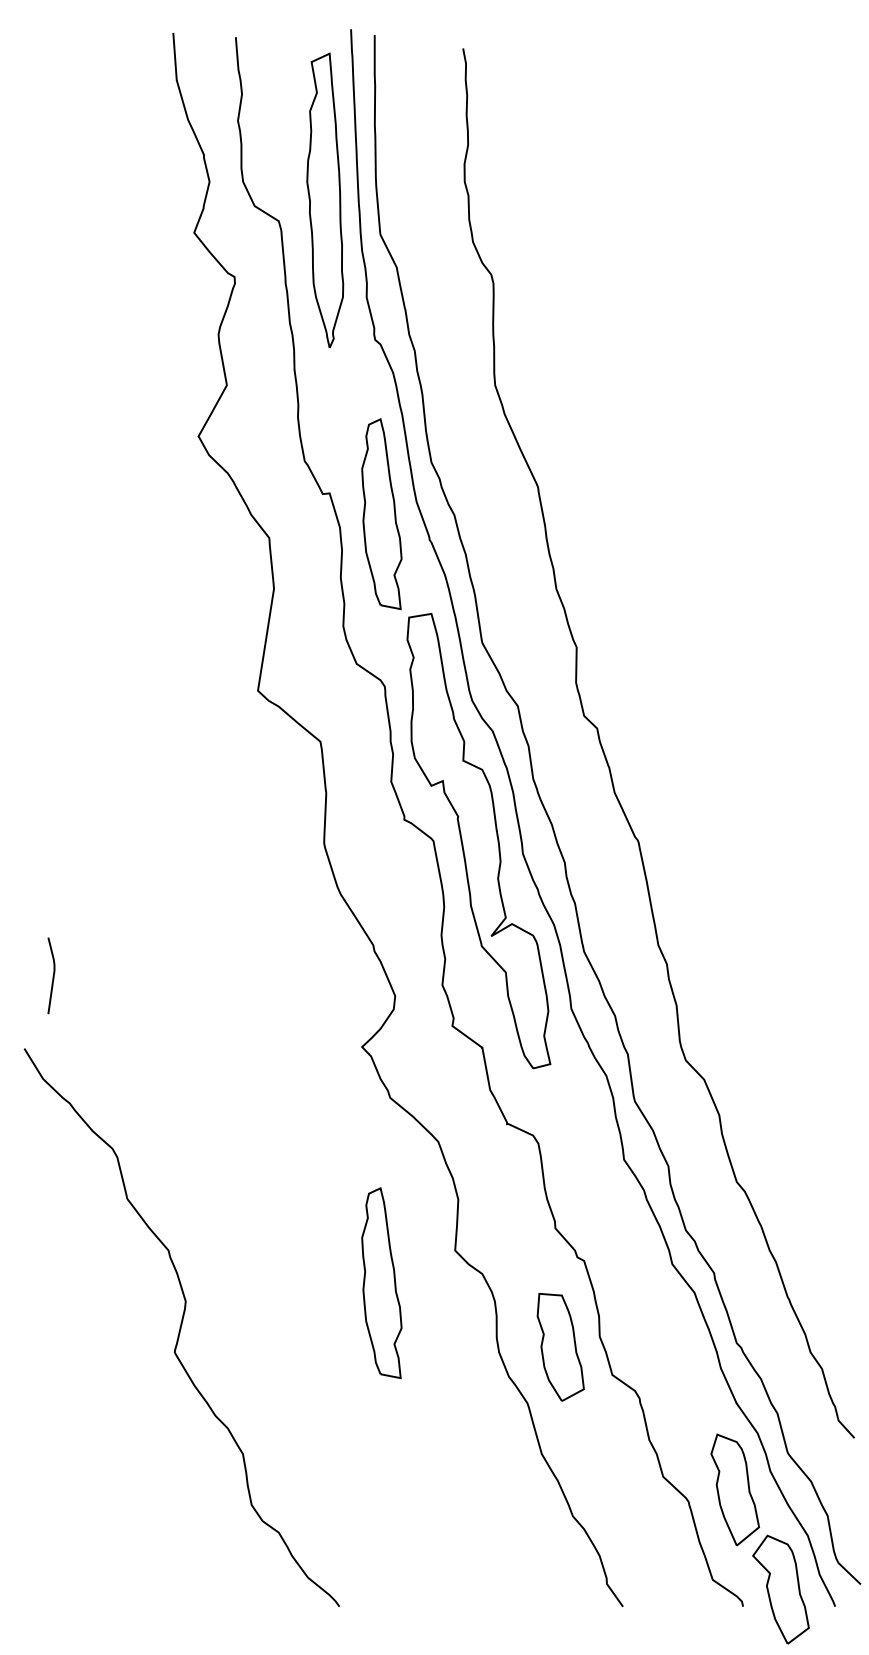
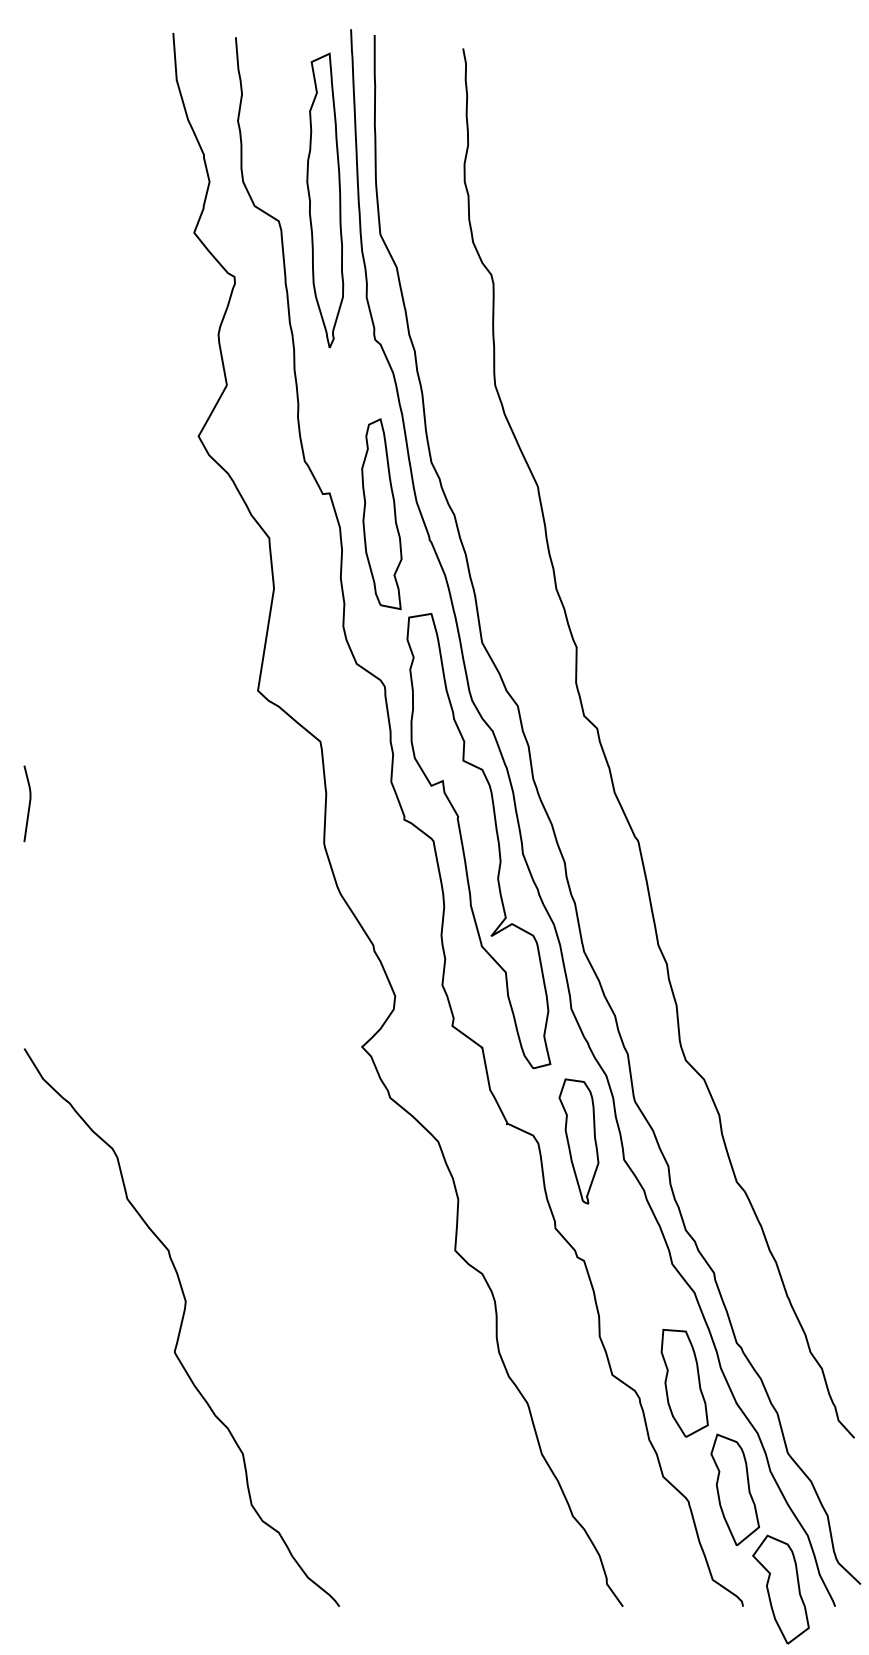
line position: (52, 975) -> (28, 803) (28, 803)
part: none -> present (578, 1141)
part: present -> none (381, 1283)
part position: (560, 1346) -> (684, 1382) (684, 1382)
